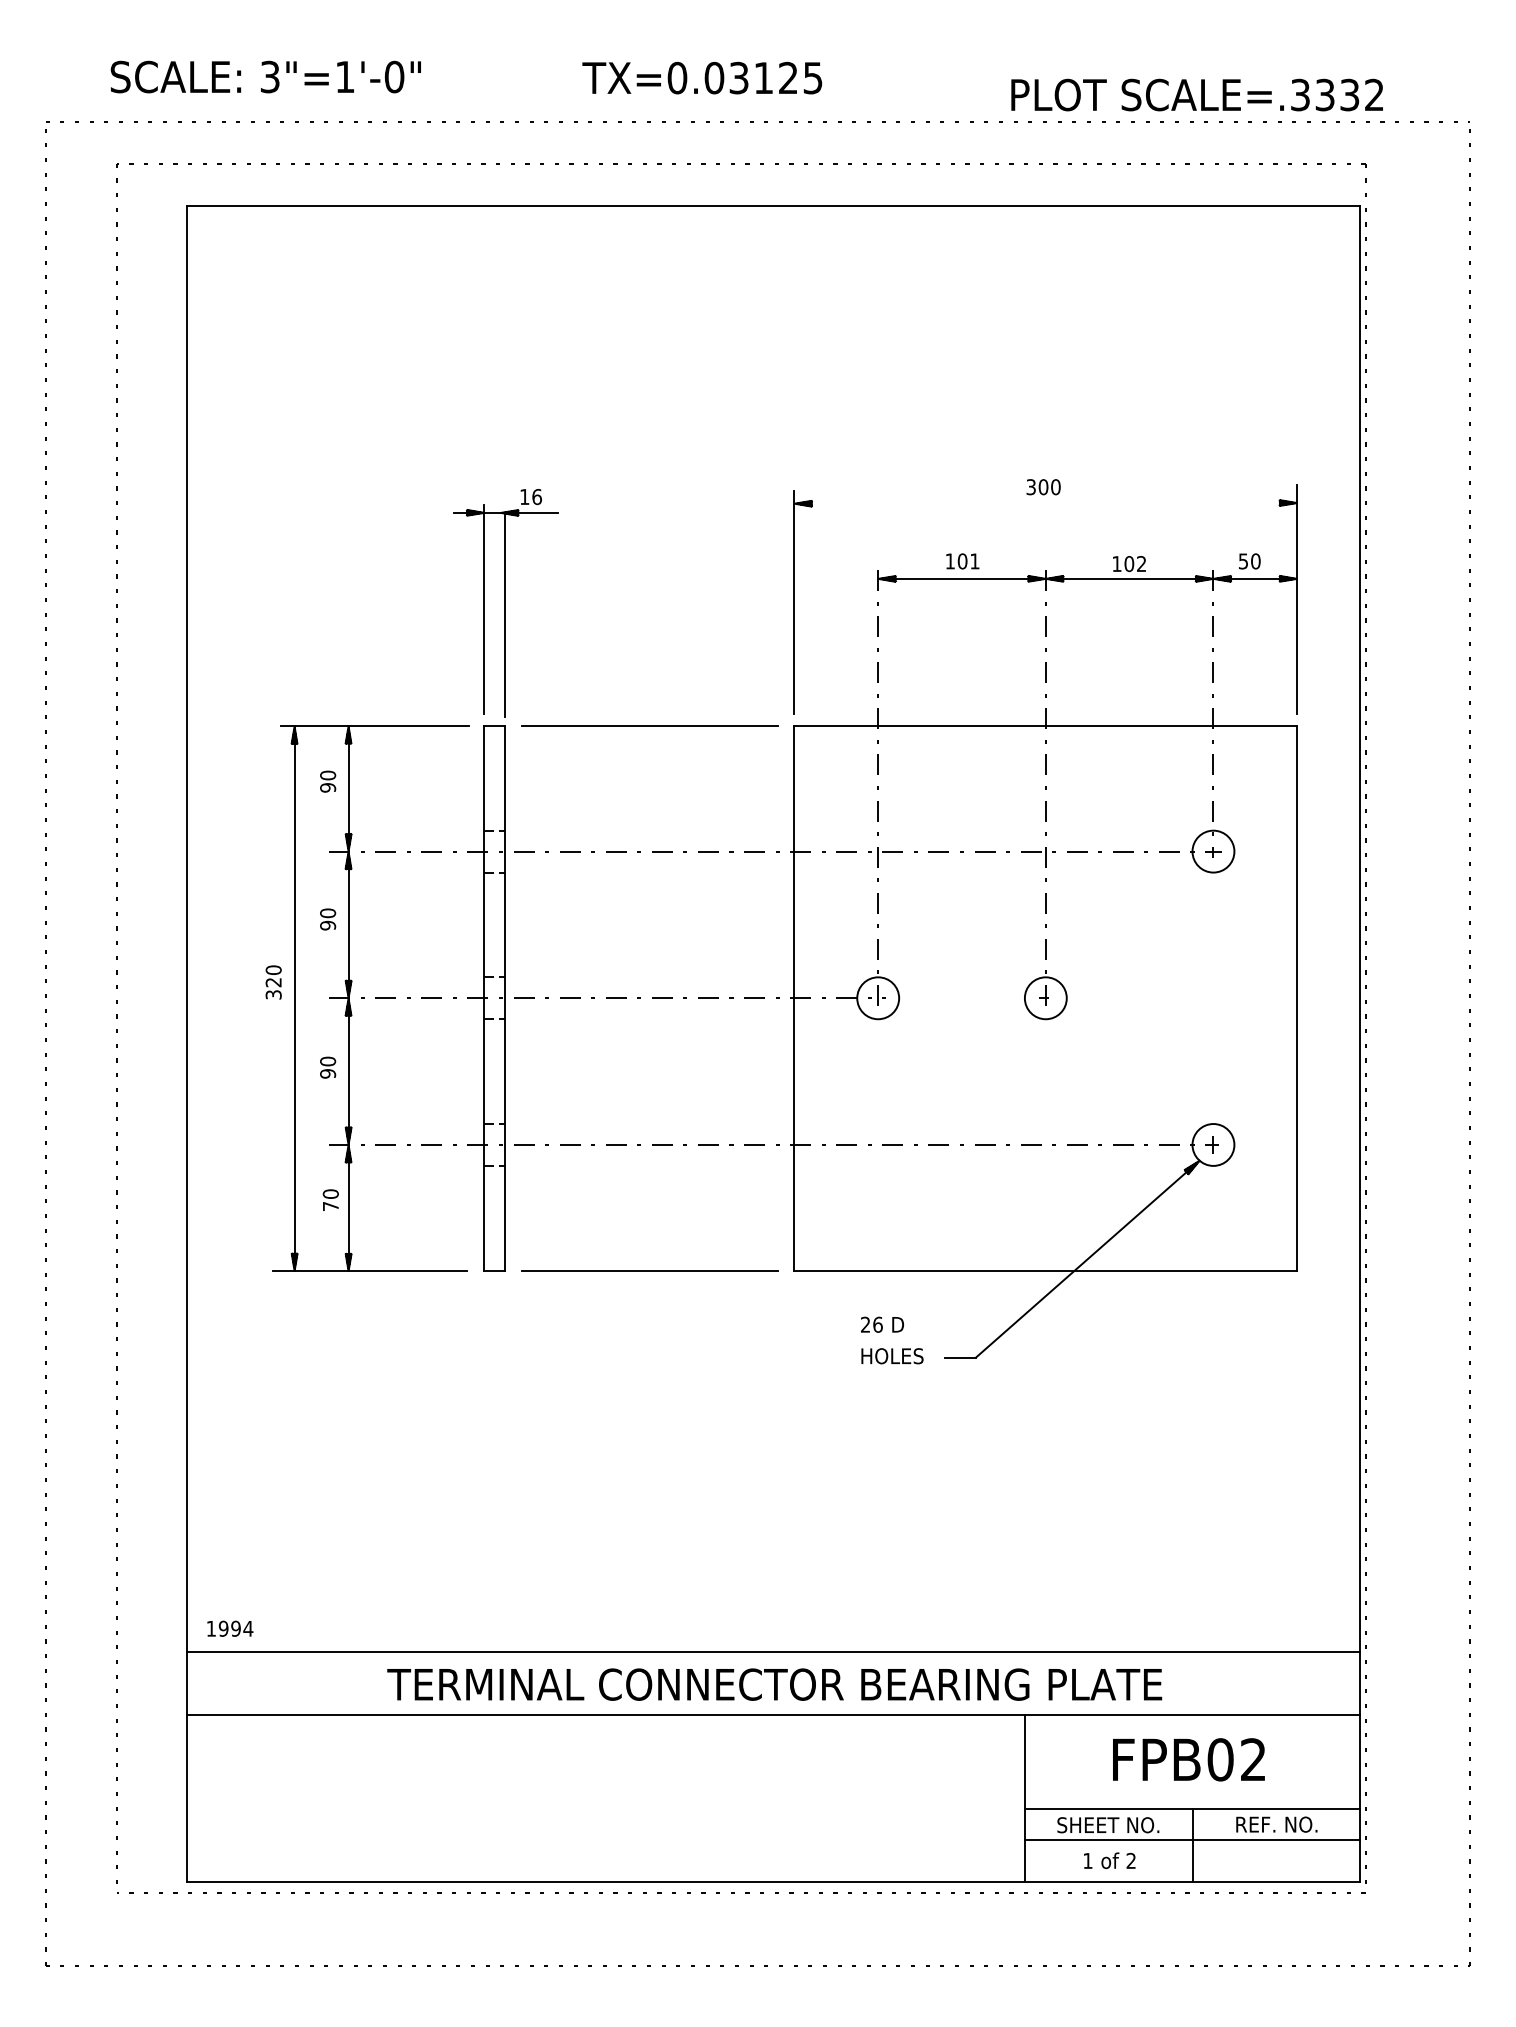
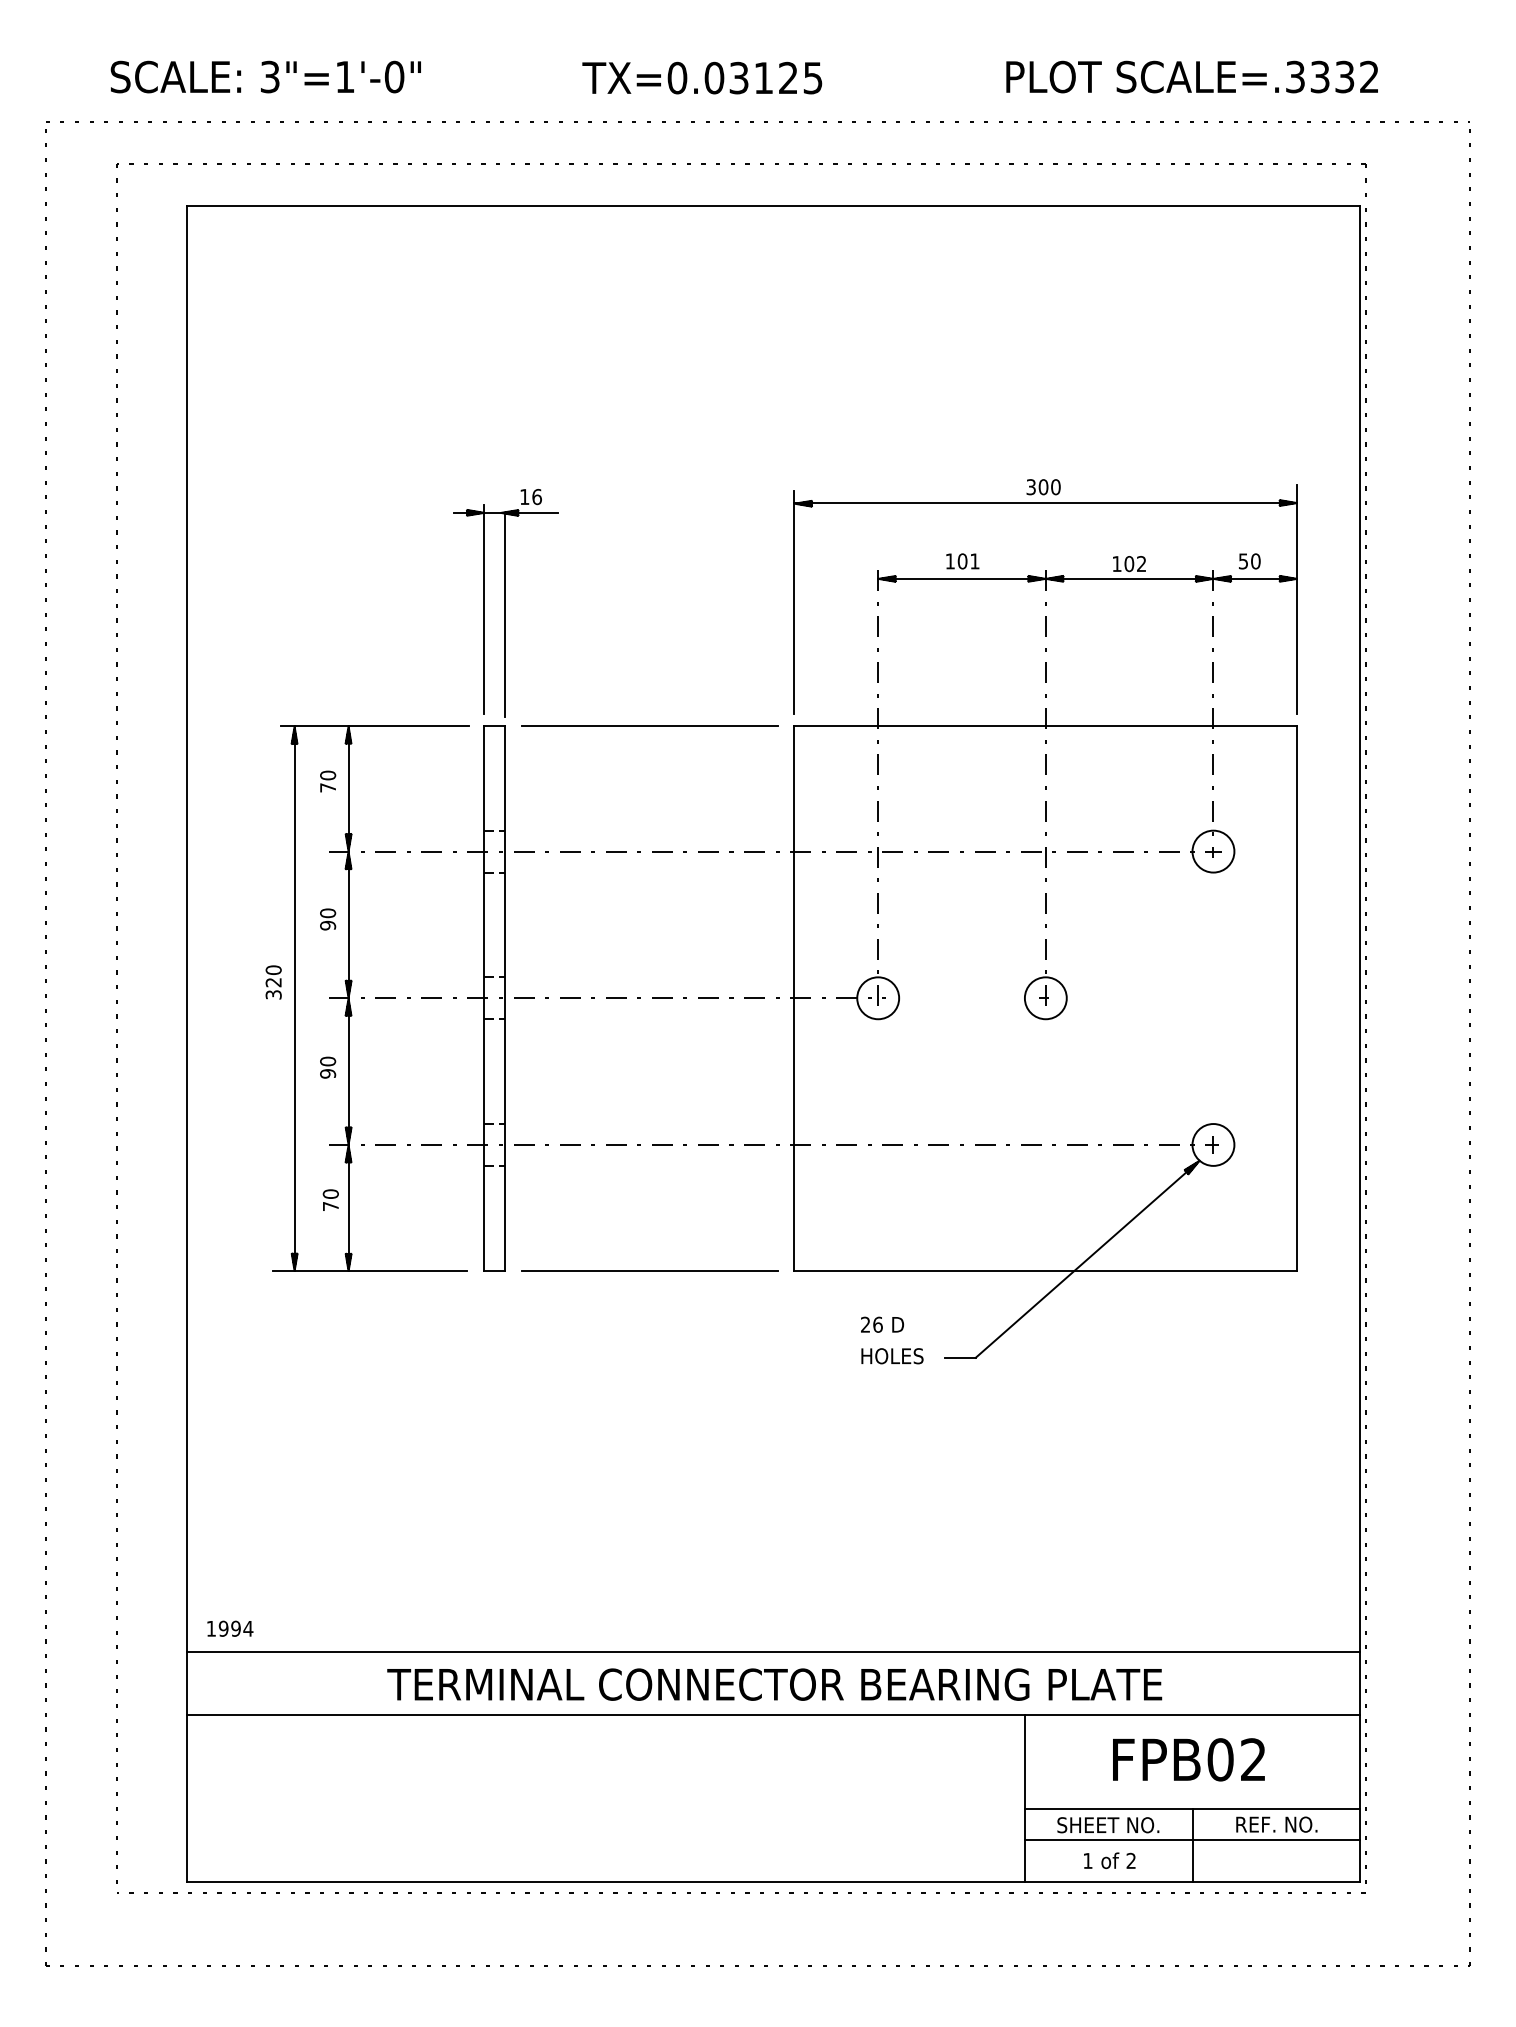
text position: (1196, 94) -> (1191, 76) (1191, 76)
line: none -> present (1045, 503)
text: 90 -> 70 (328, 787)
